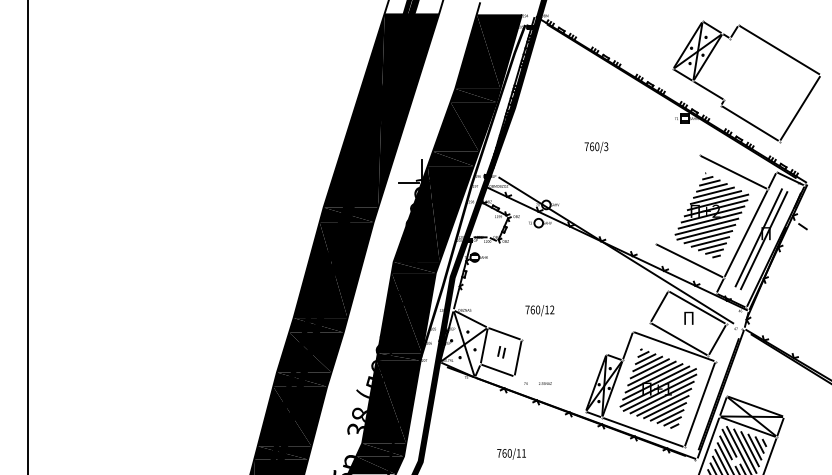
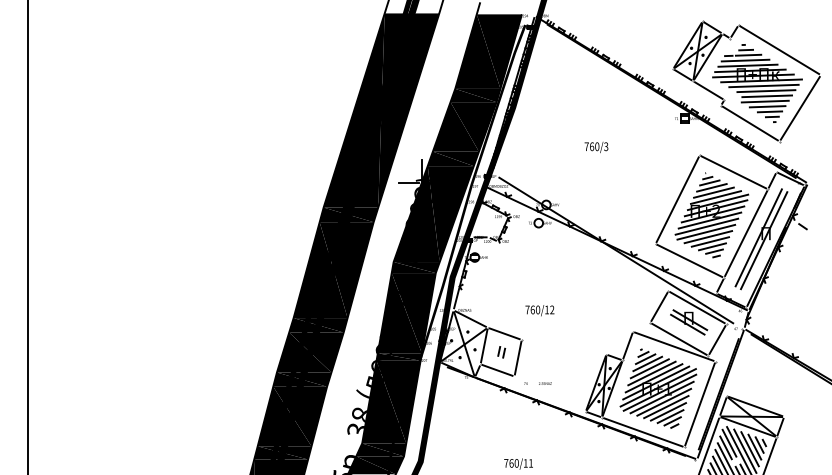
part: none -> present (757, 83)
line: none -> present (677, 199)
hatch: none -> present (688, 322)
text position: (511, 453) -> (518, 463) (518, 463)
